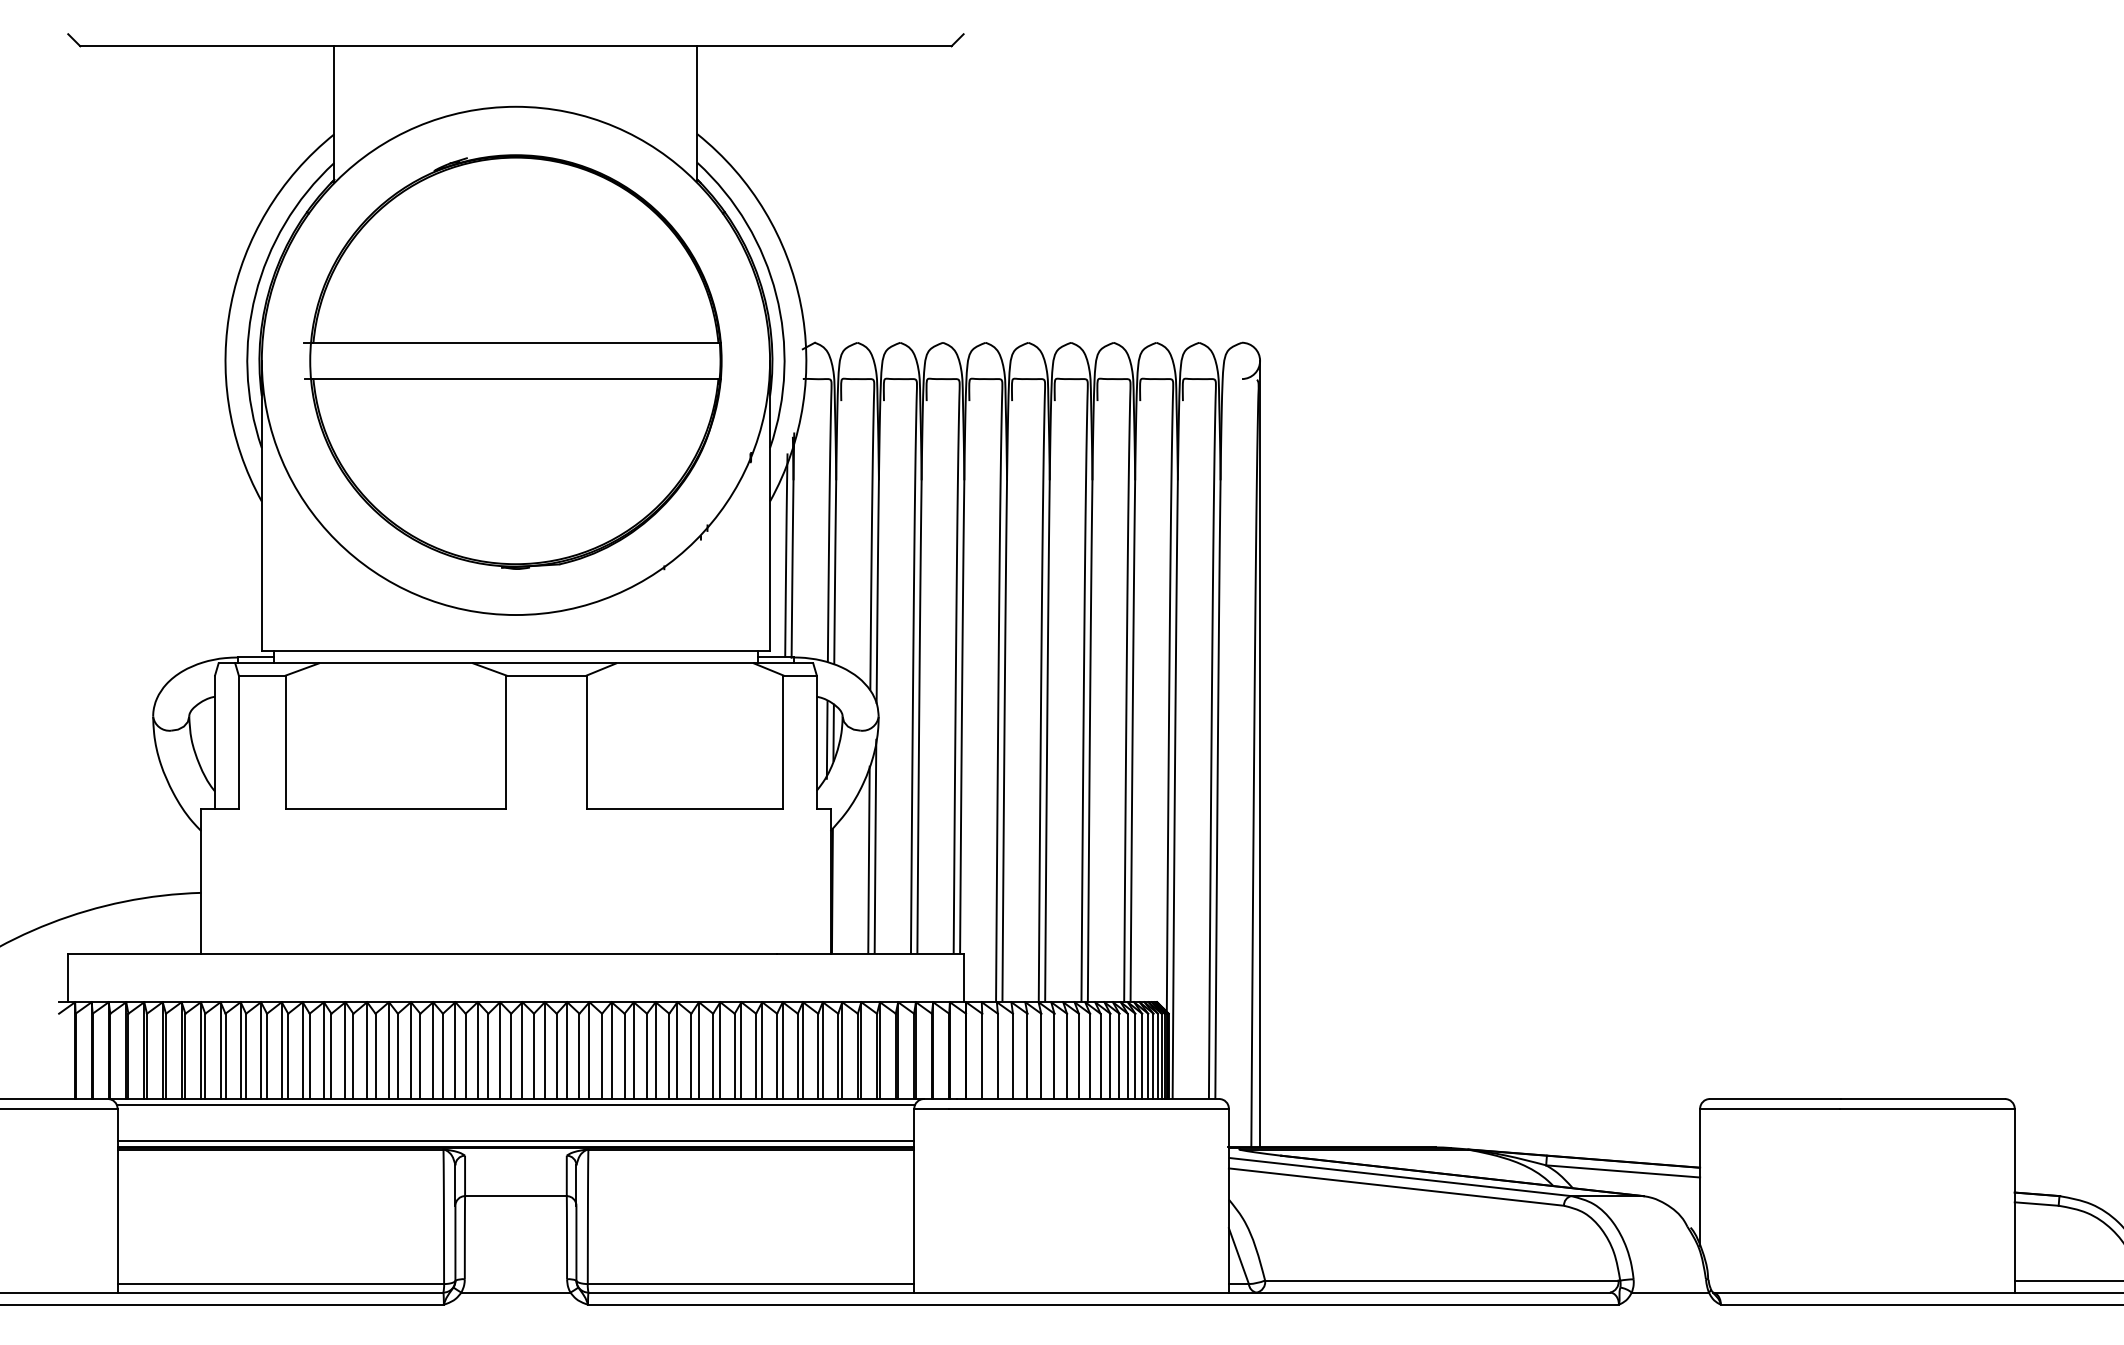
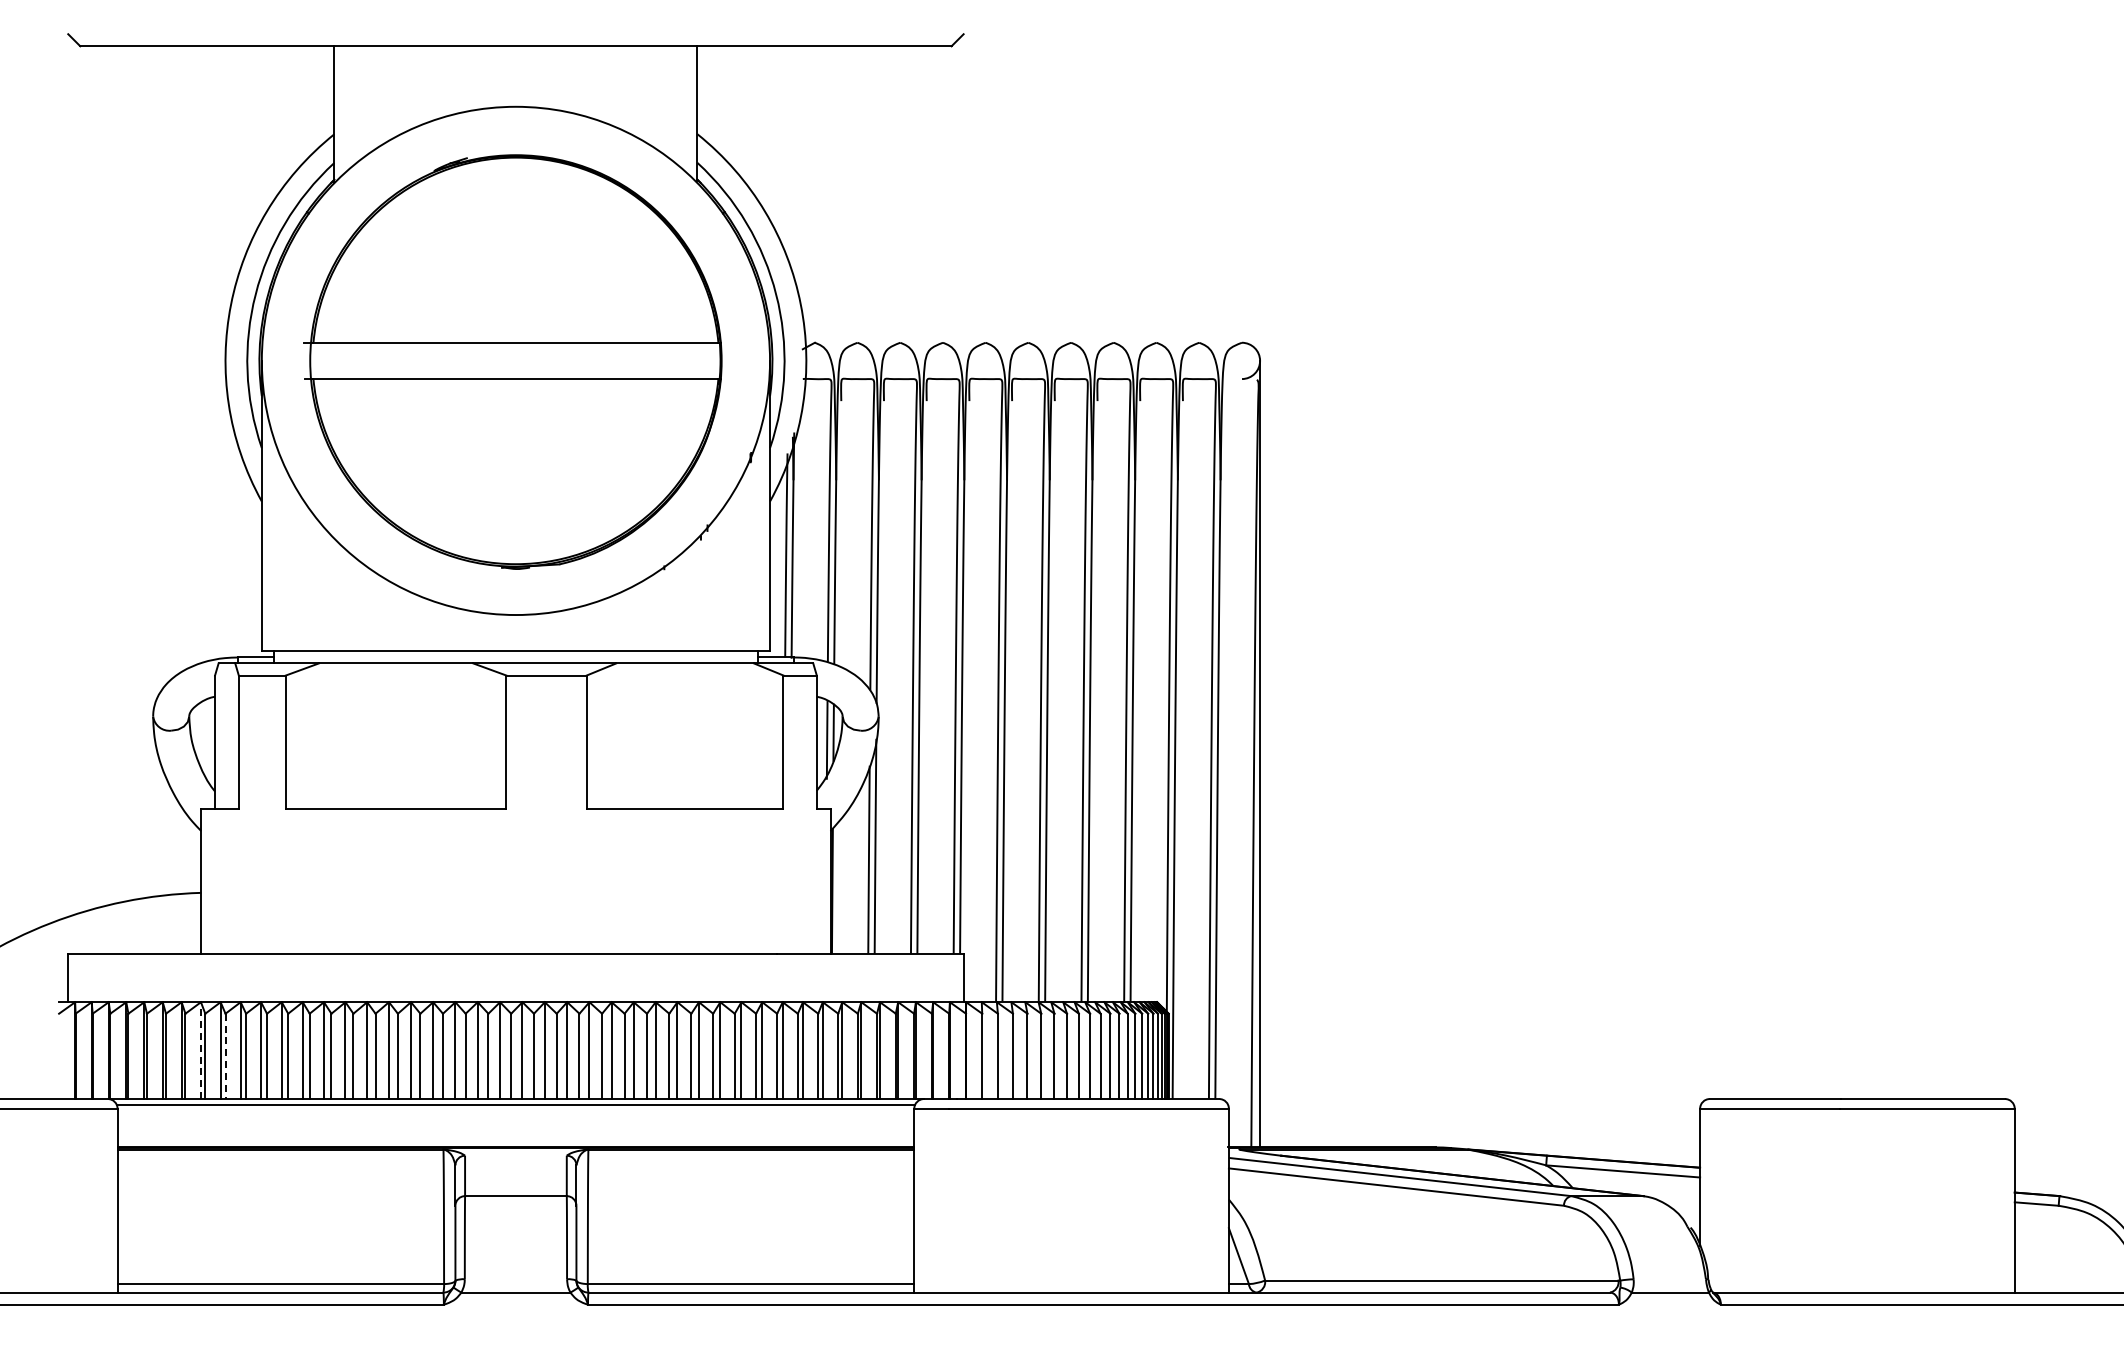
line: solid -> dashed (200, 1050)
line: solid -> dashed (225, 1056)
line: present -> none (515, 1141)
line: present -> none (2067, 1280)
